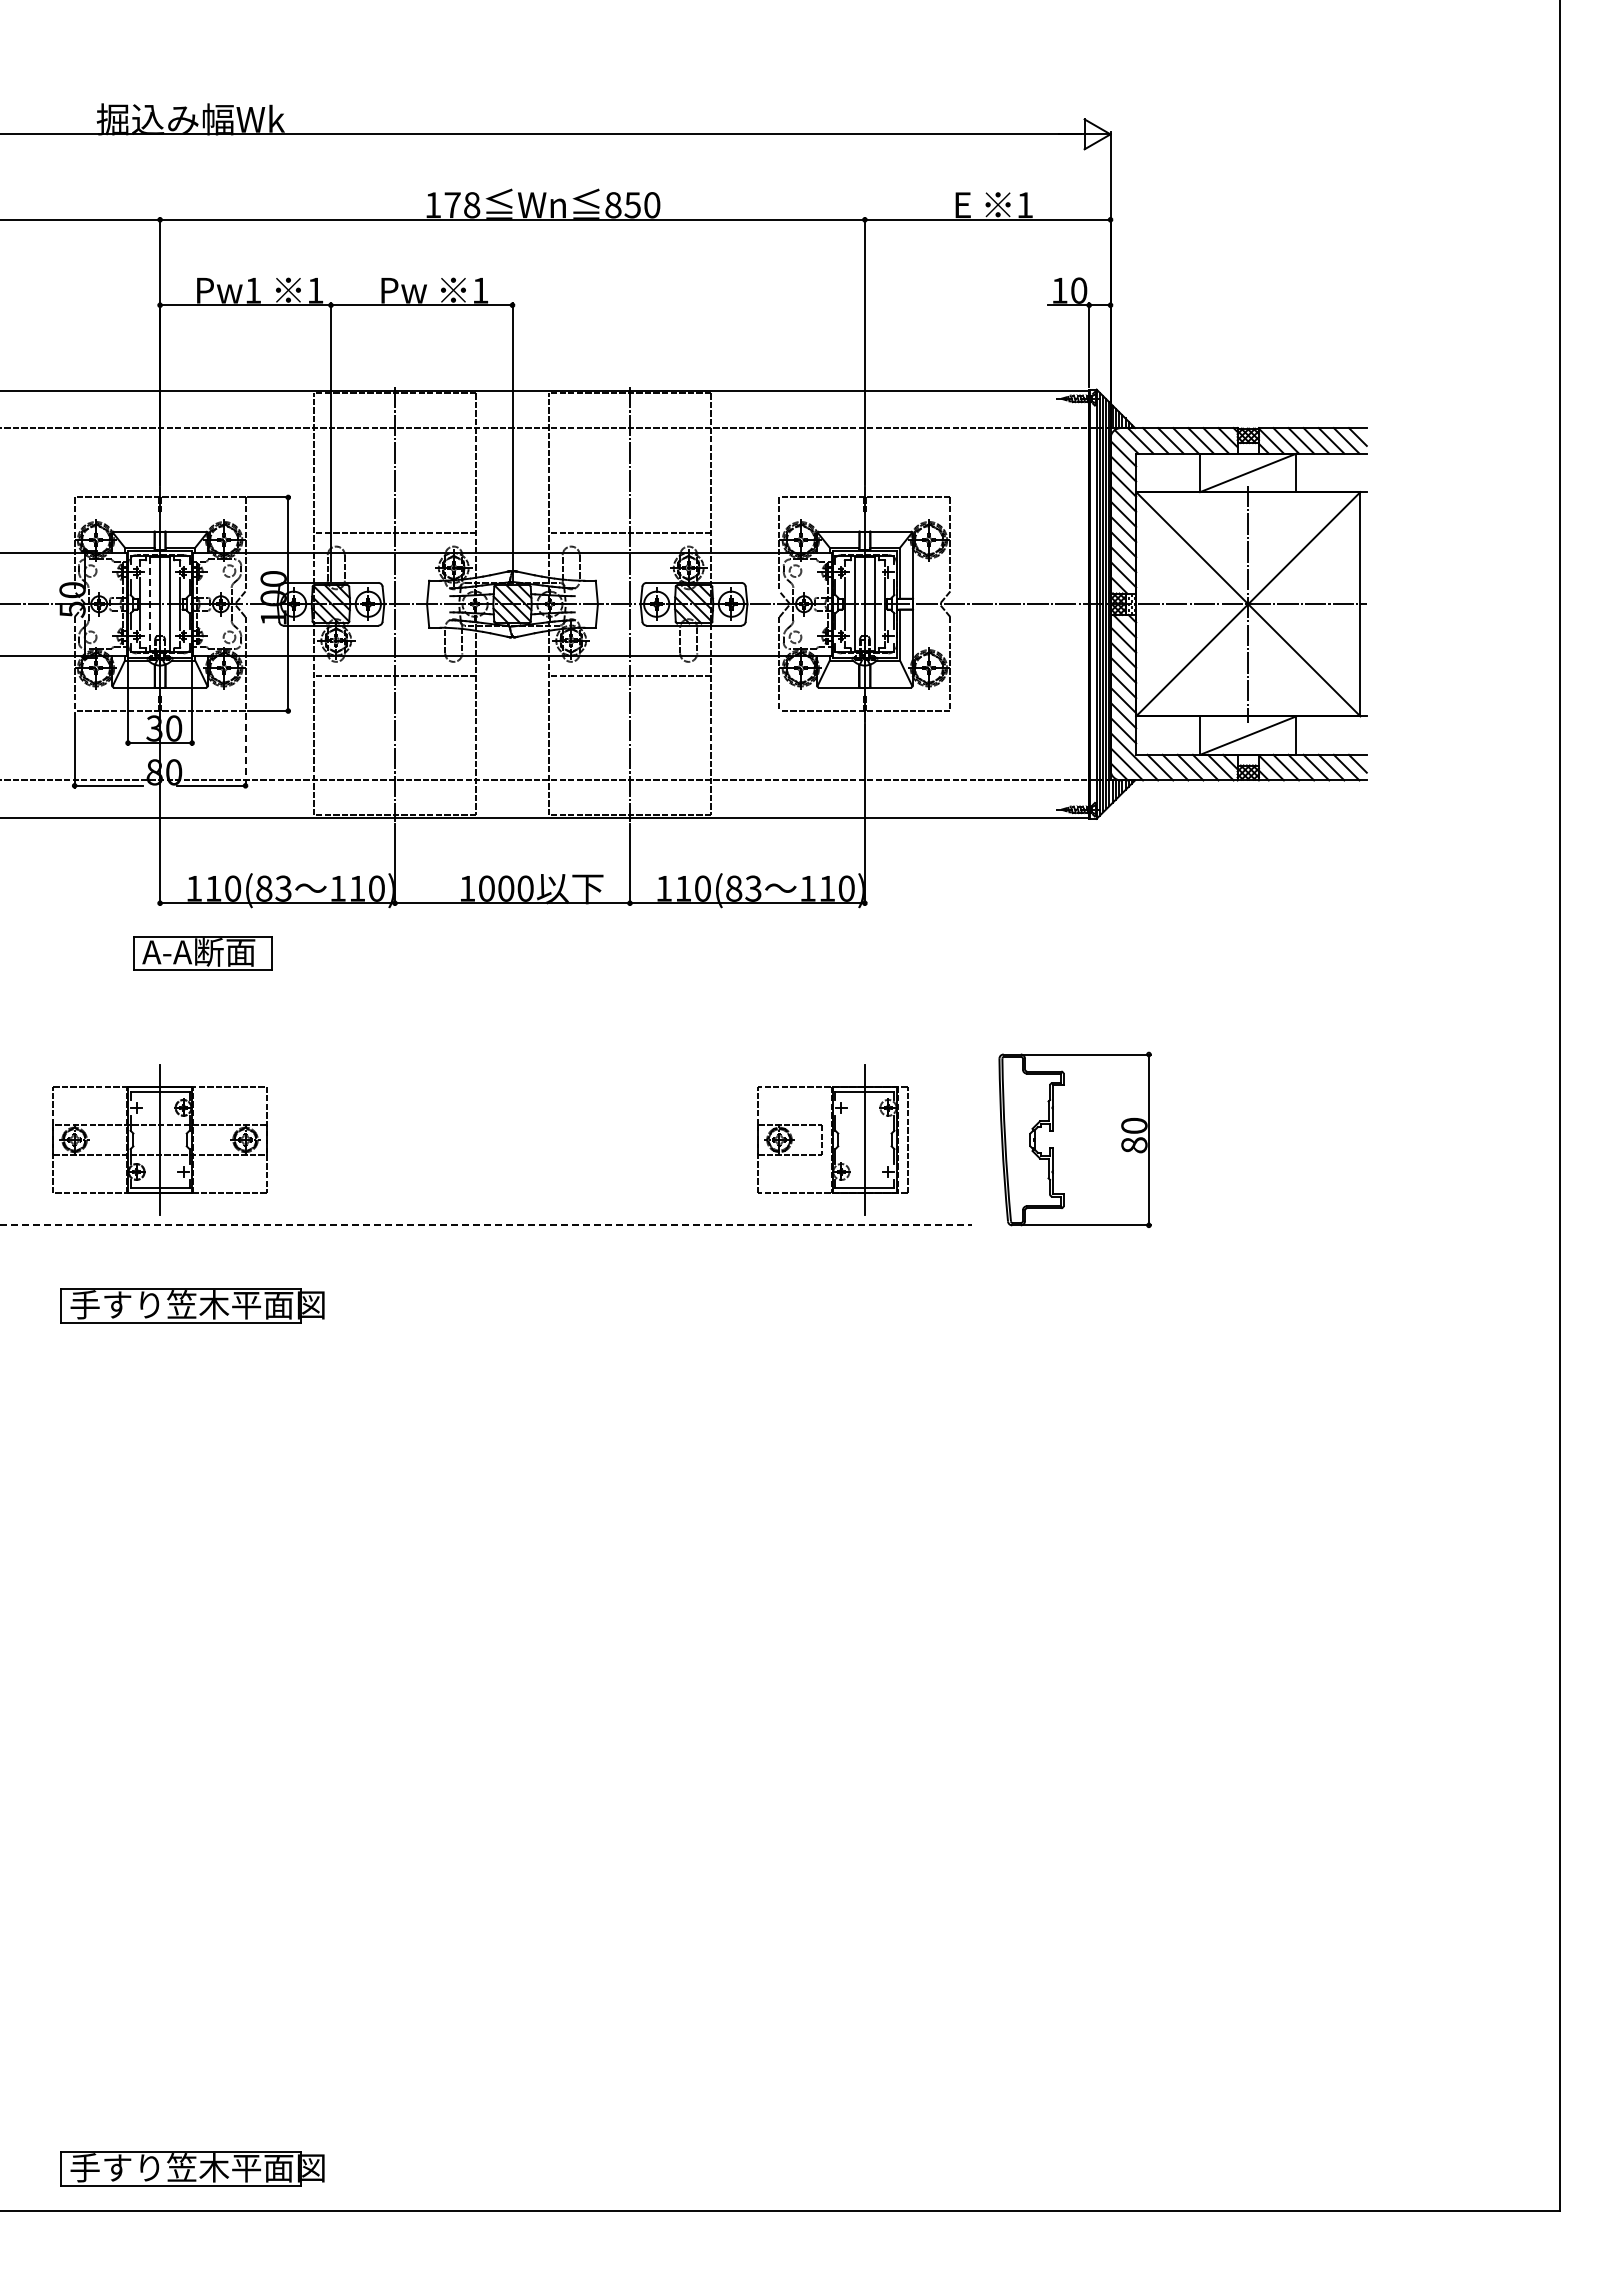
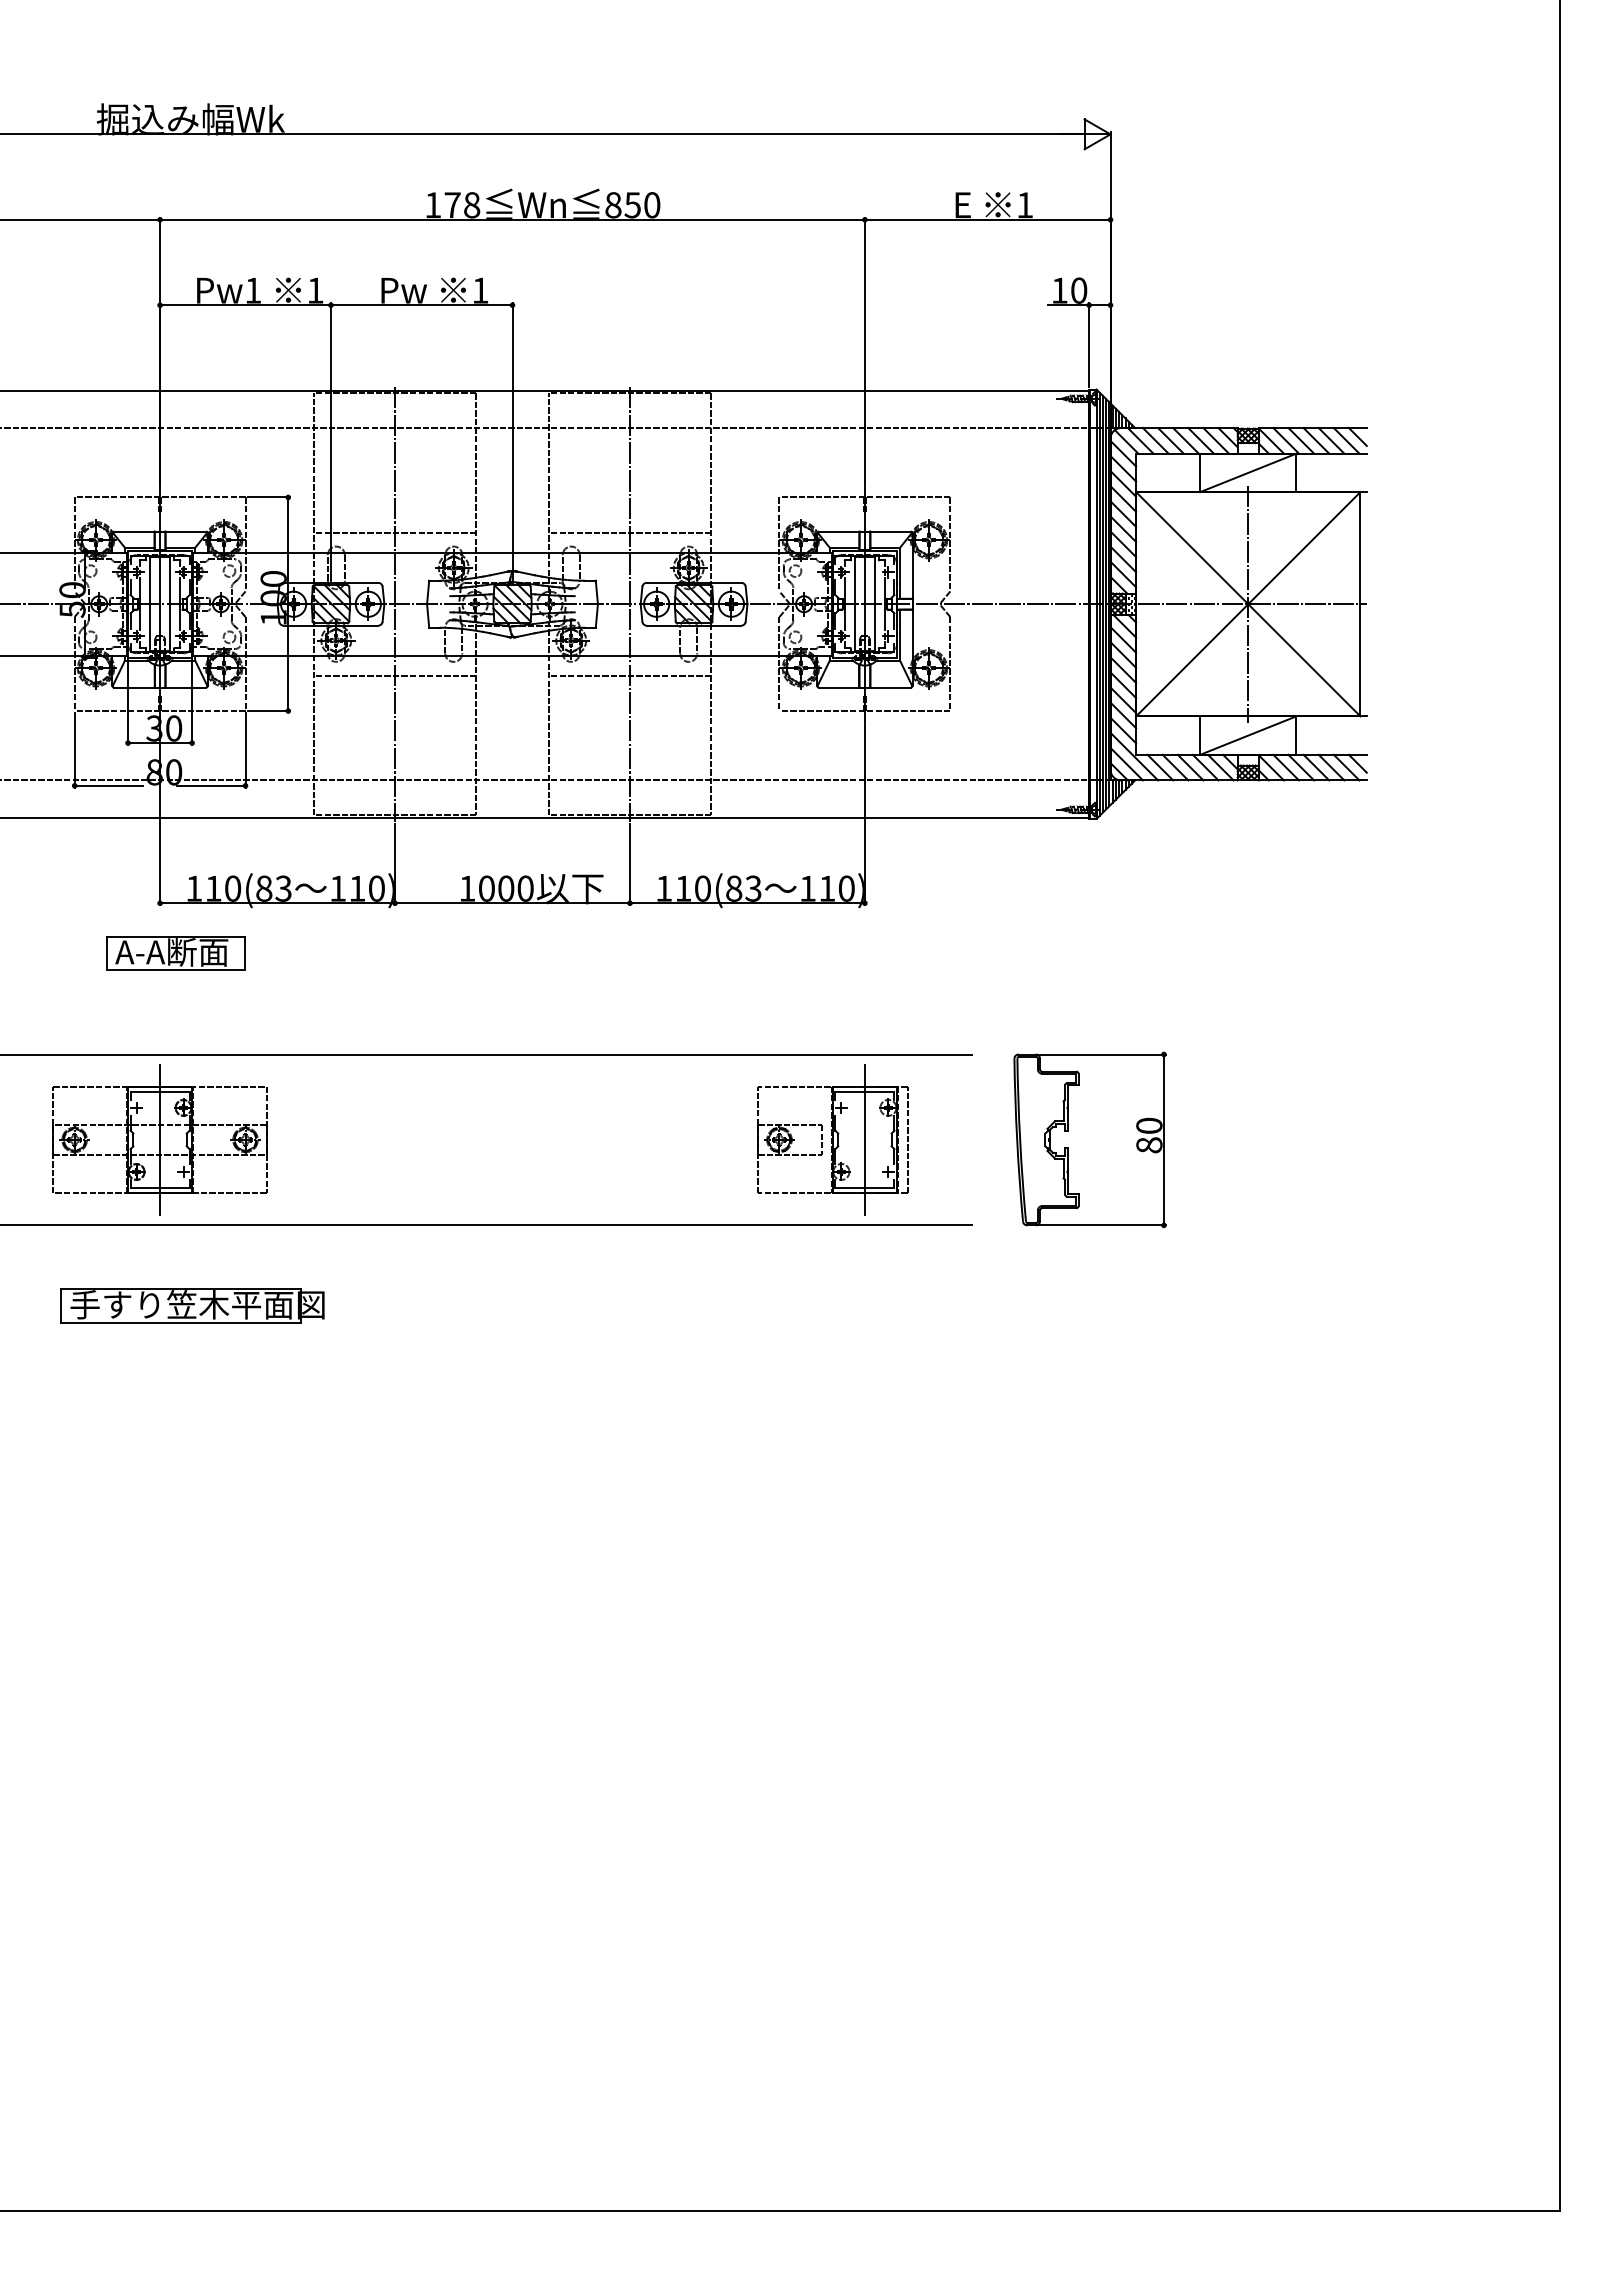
line: dashed -> solid (150, 604)
line: dashed -> solid (245, 751)
part position: (202, 953) -> (175, 953) (175, 953)
line: none -> present (486, 1054)
part position: (1074, 1139) -> (1089, 1139) (1089, 1139)
line: dashed -> solid (486, 1225)
part: present -> none (192, 2168)
